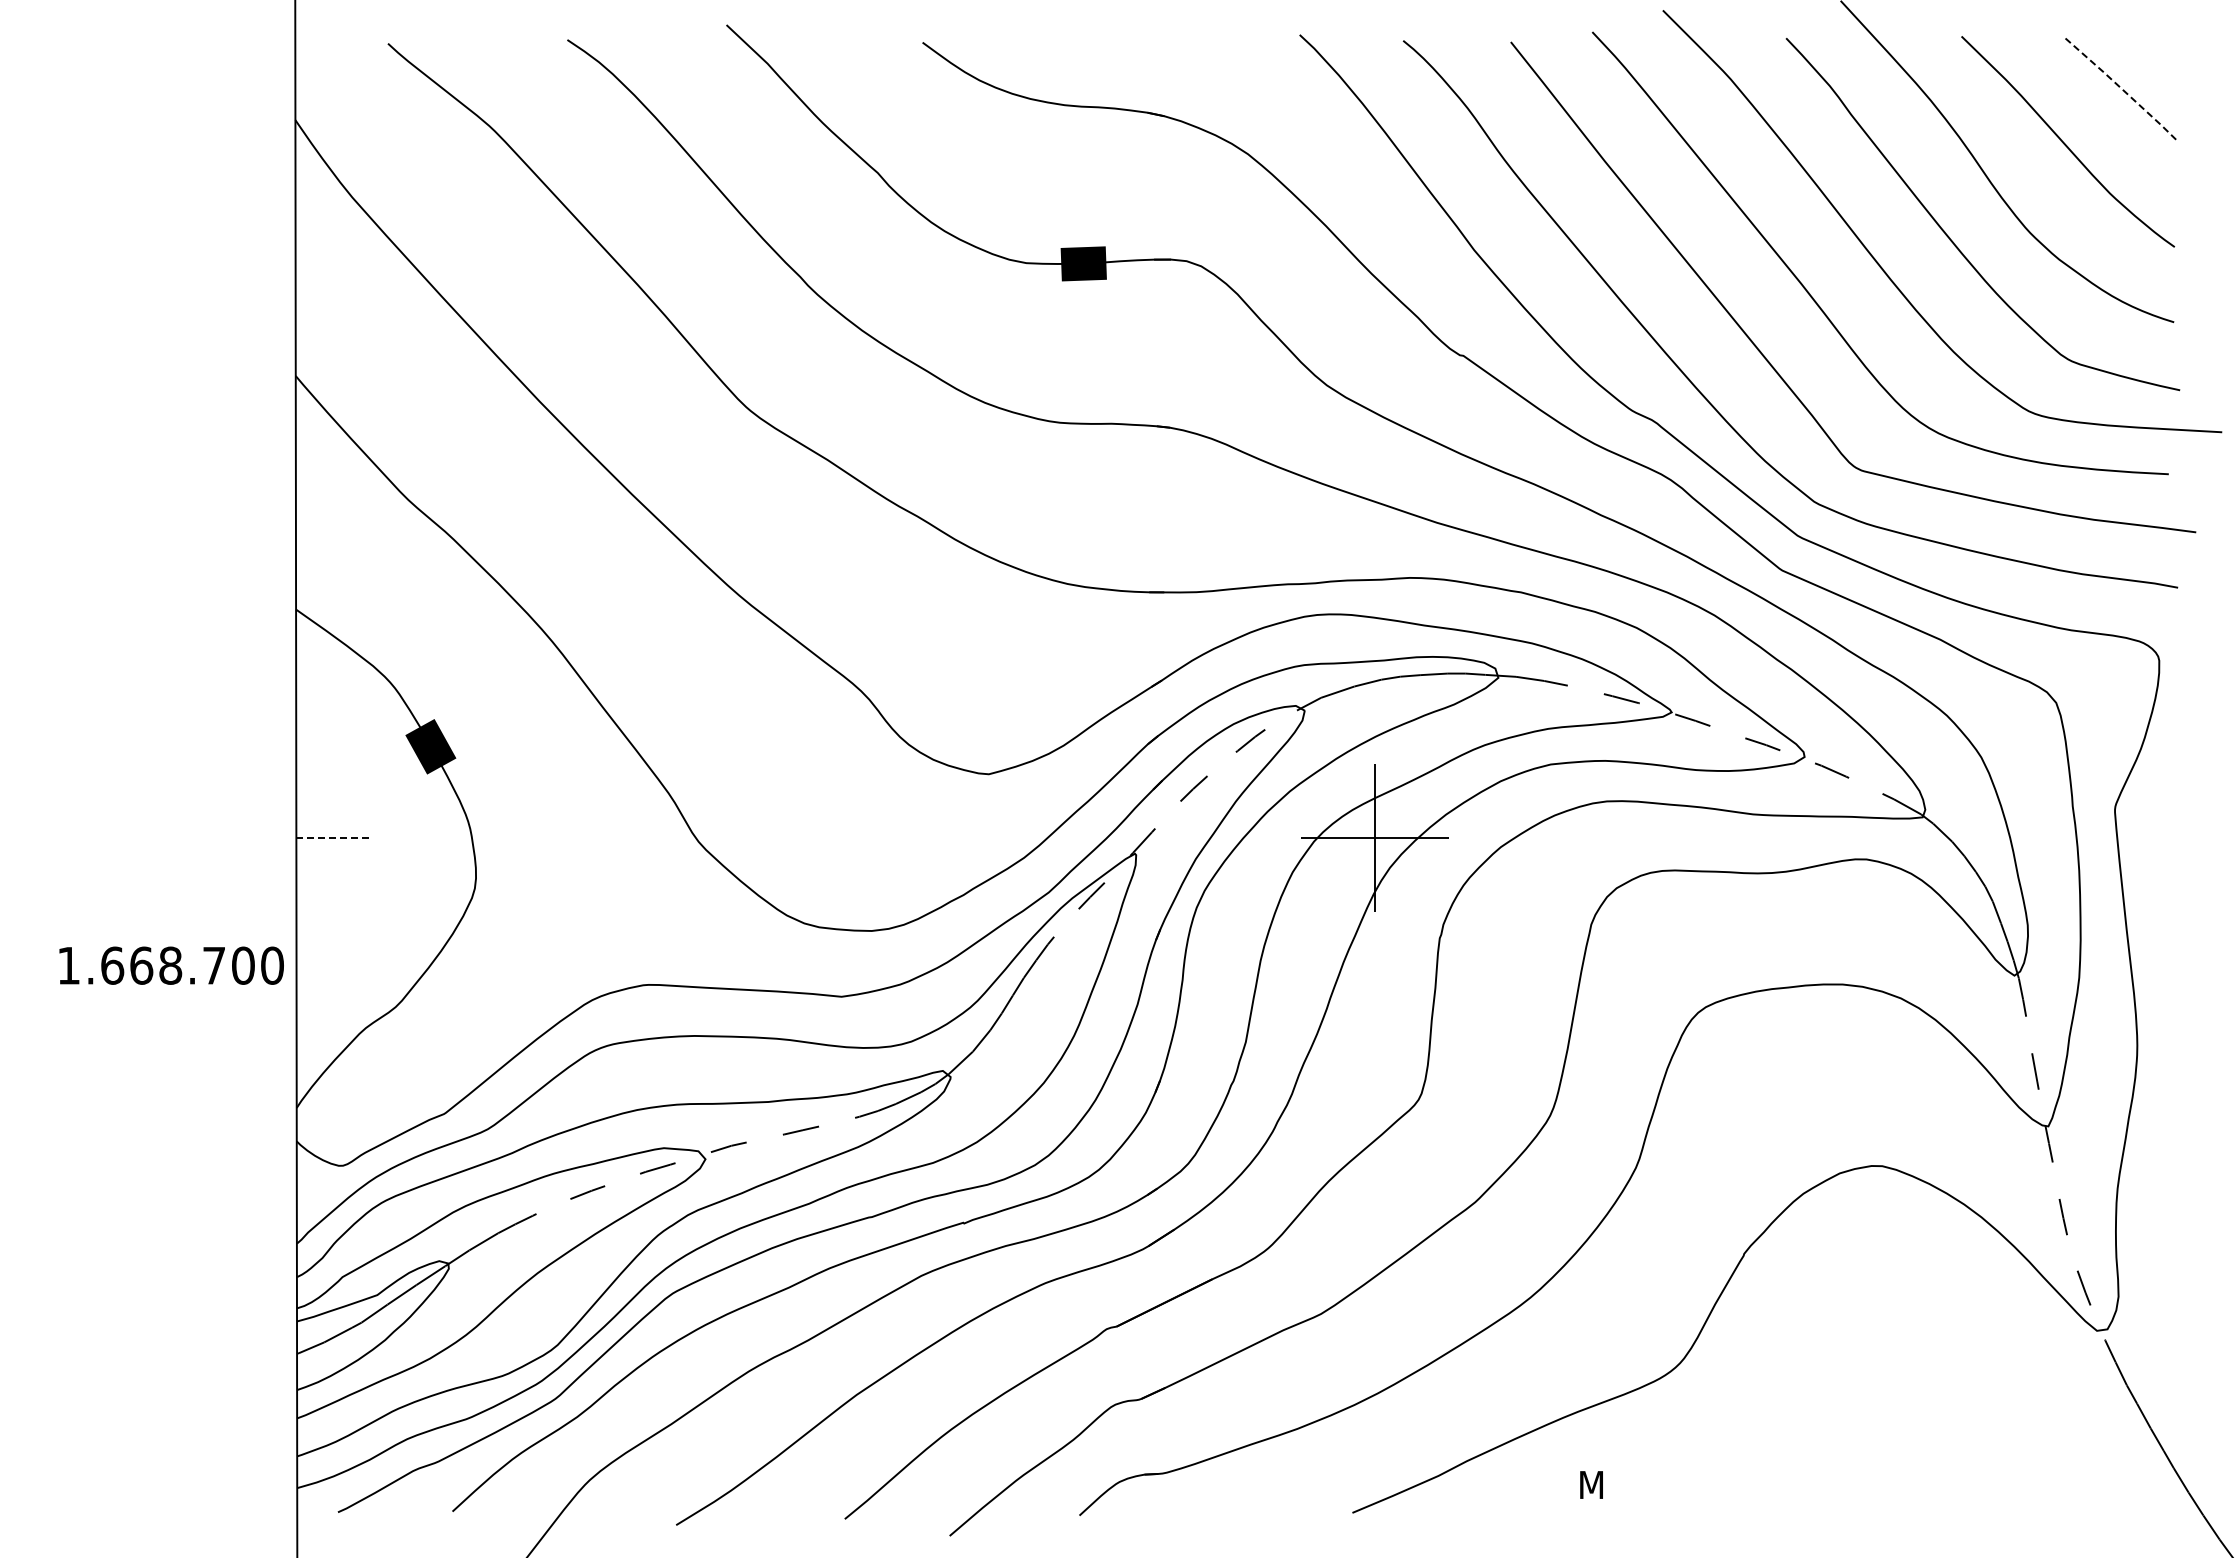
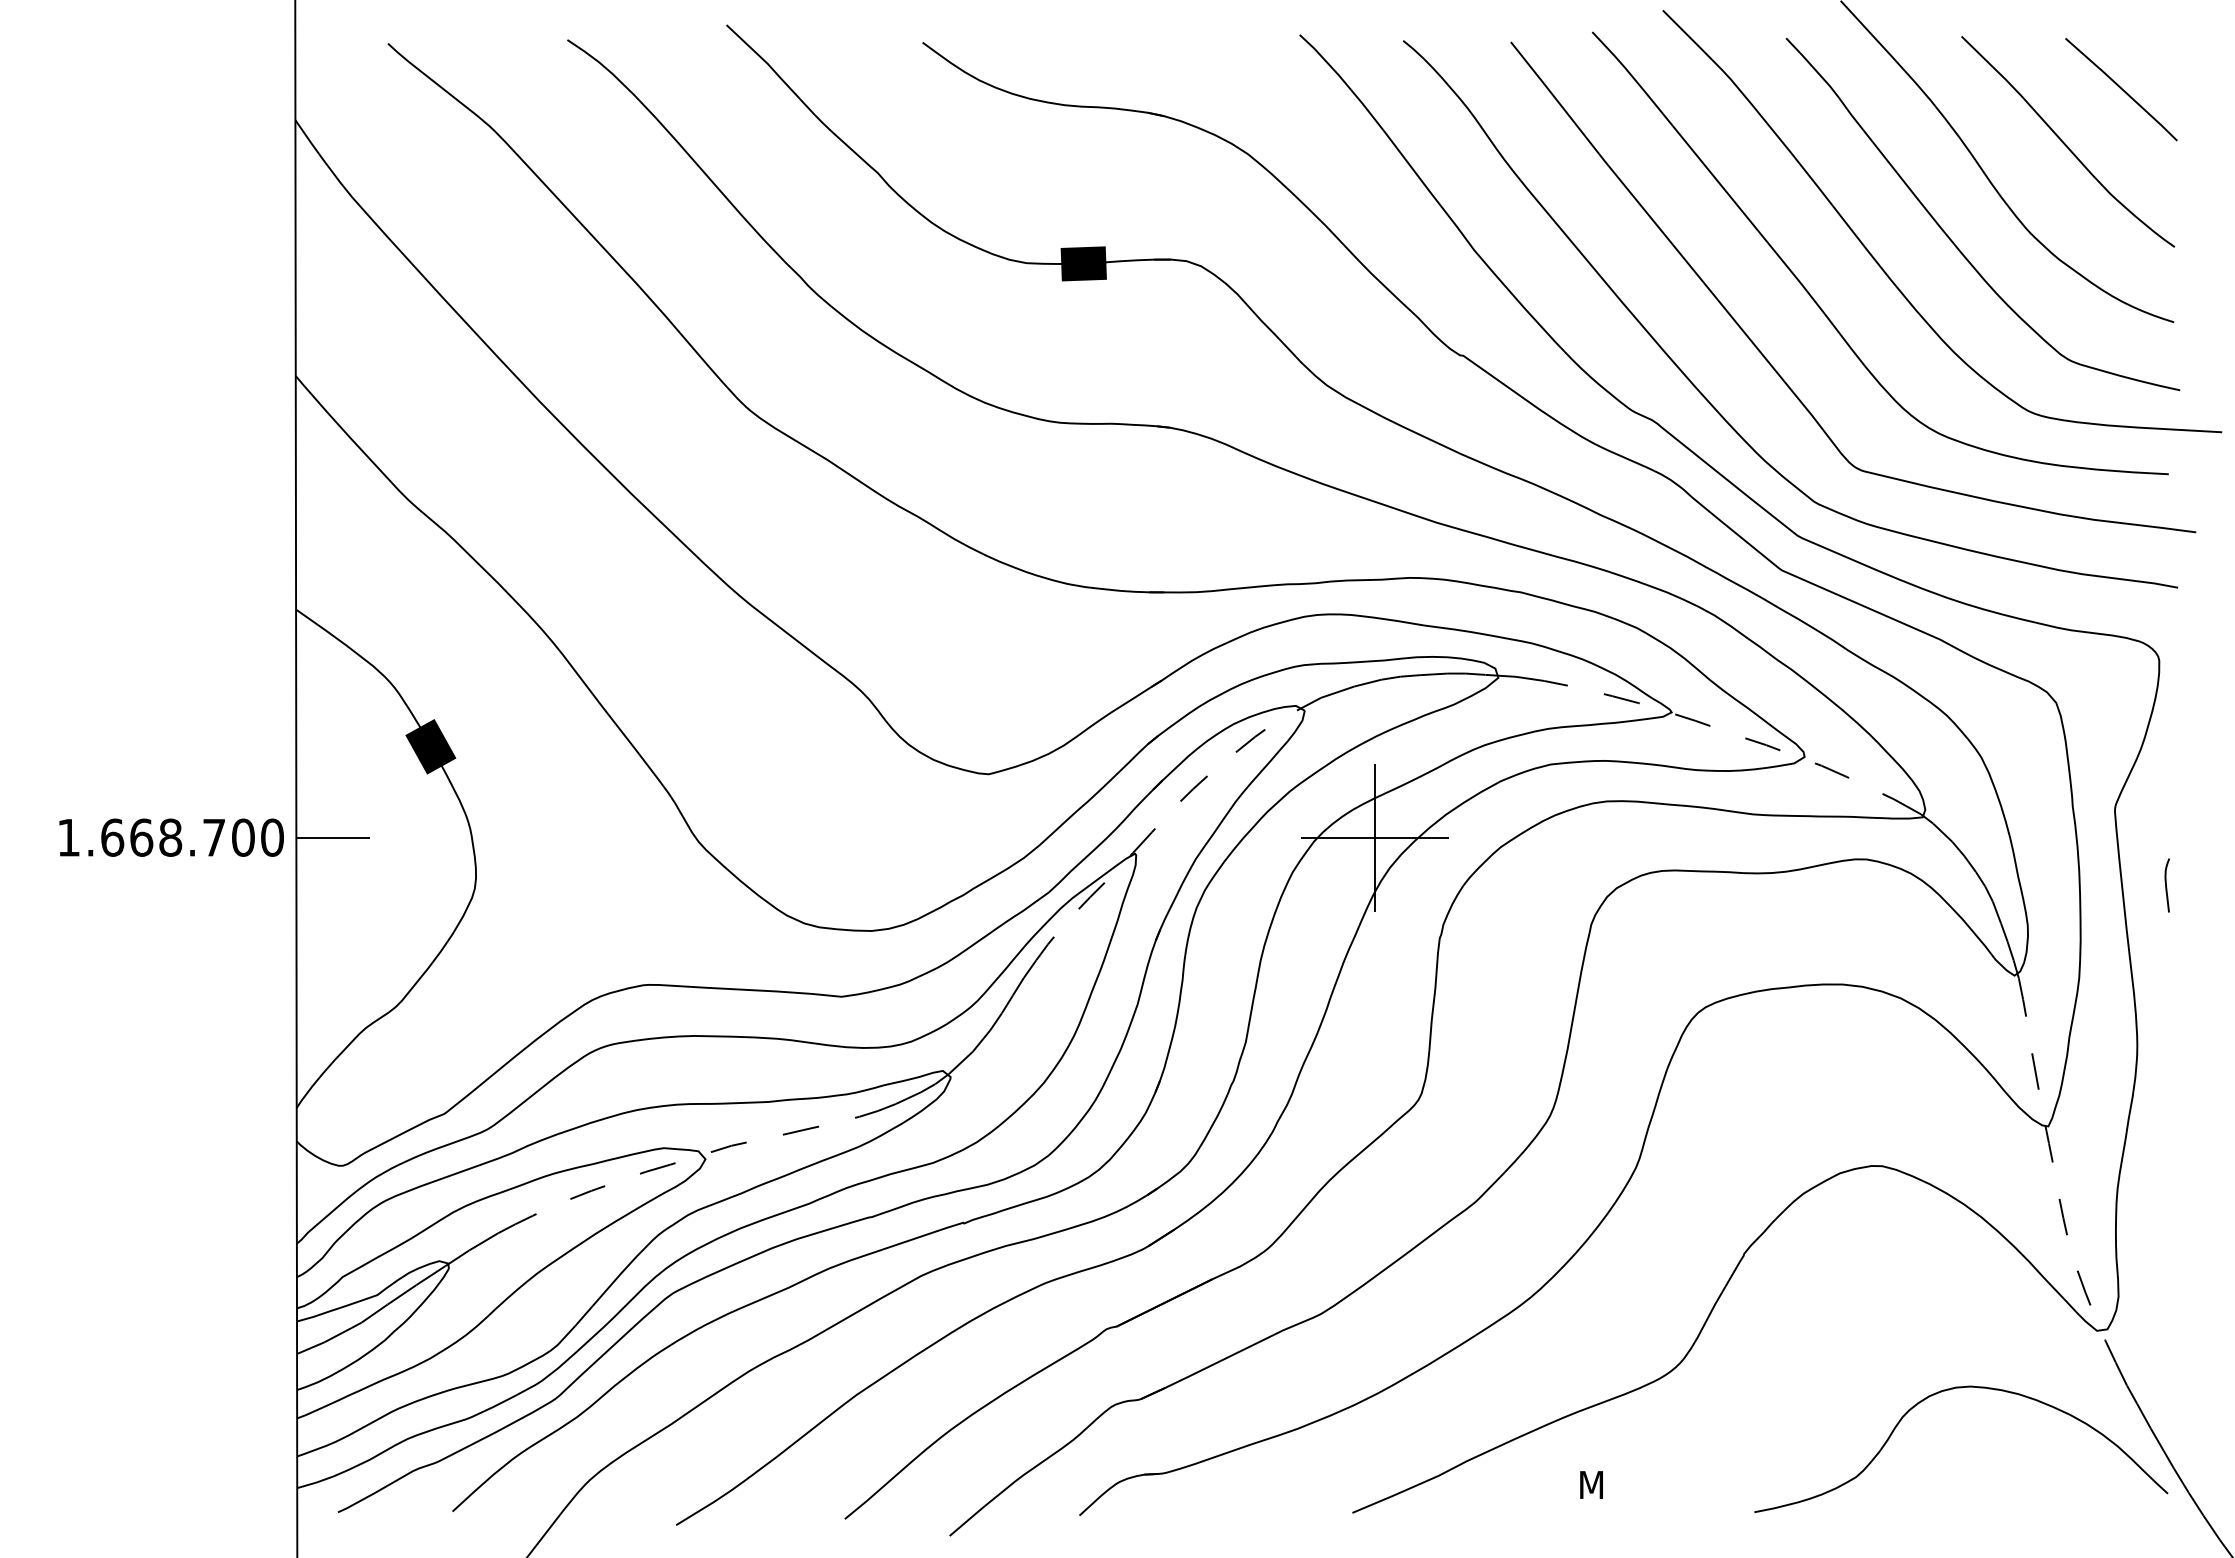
line: dashed -> solid (2122, 89)
line: dashed -> solid (333, 837)
curve: none -> present (2166, 885)
text position: (171, 965) -> (171, 837) (171, 837)
curve: none -> present (1945, 1391)
